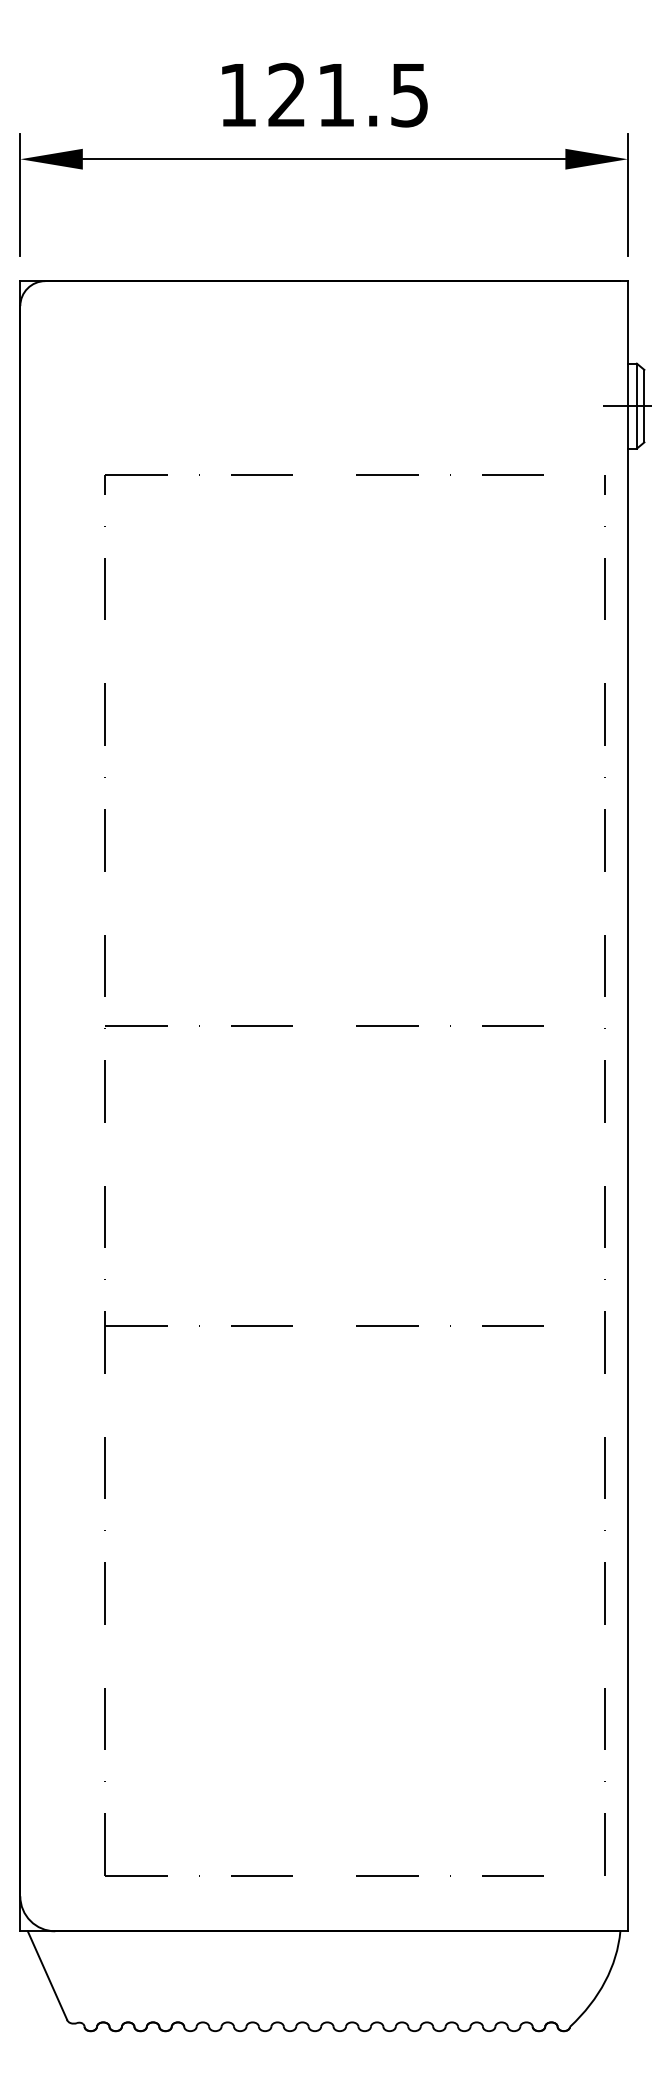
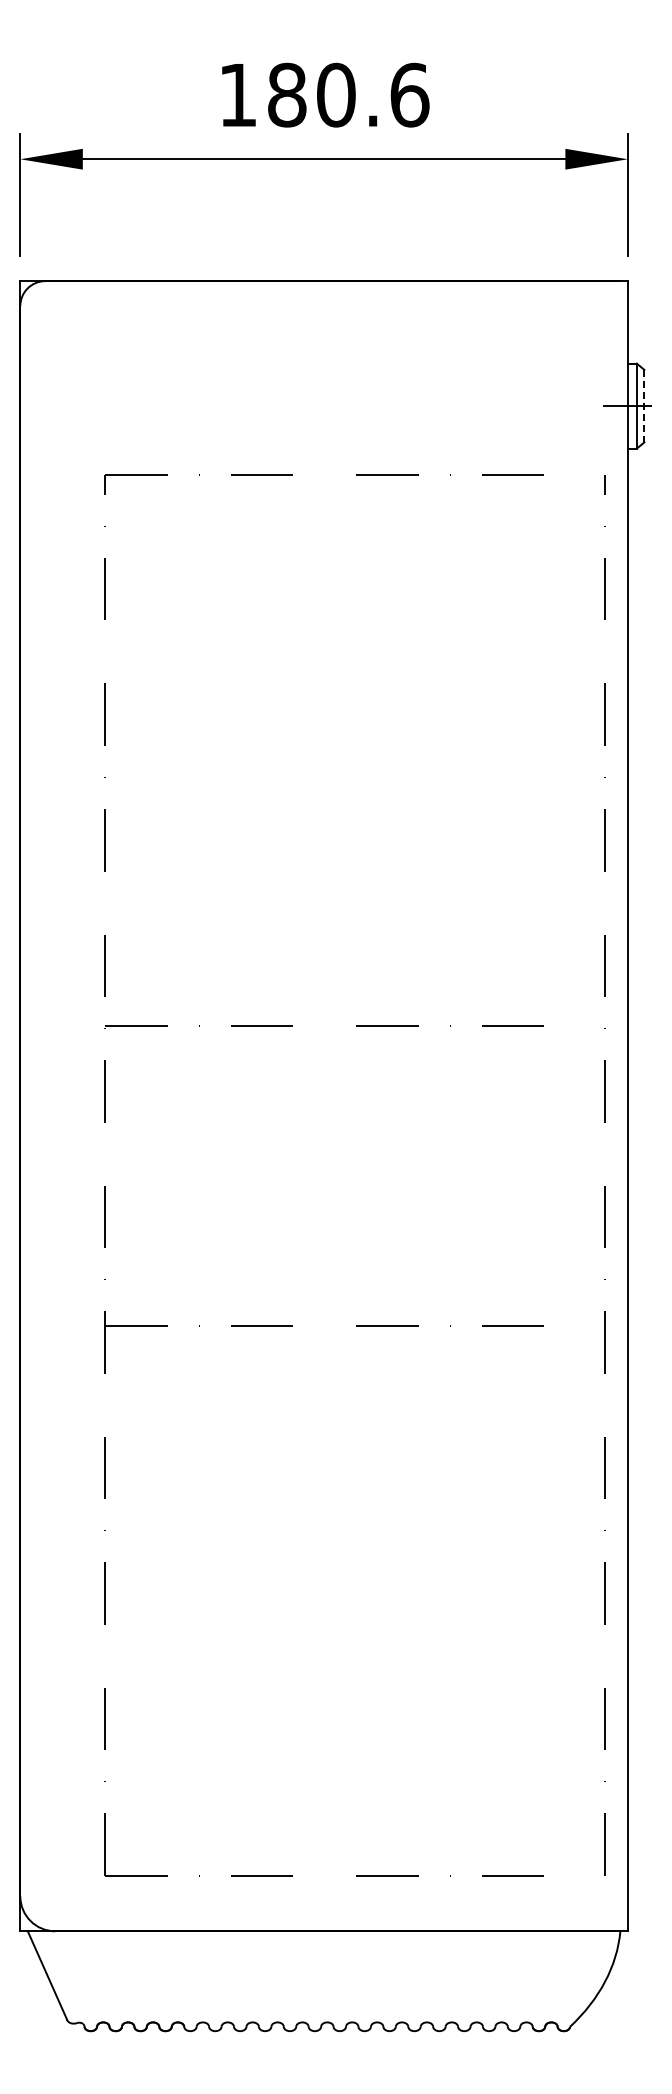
text: 121.5 -> 180.6 (348, 94)
line: solid -> dashed (644, 406)
